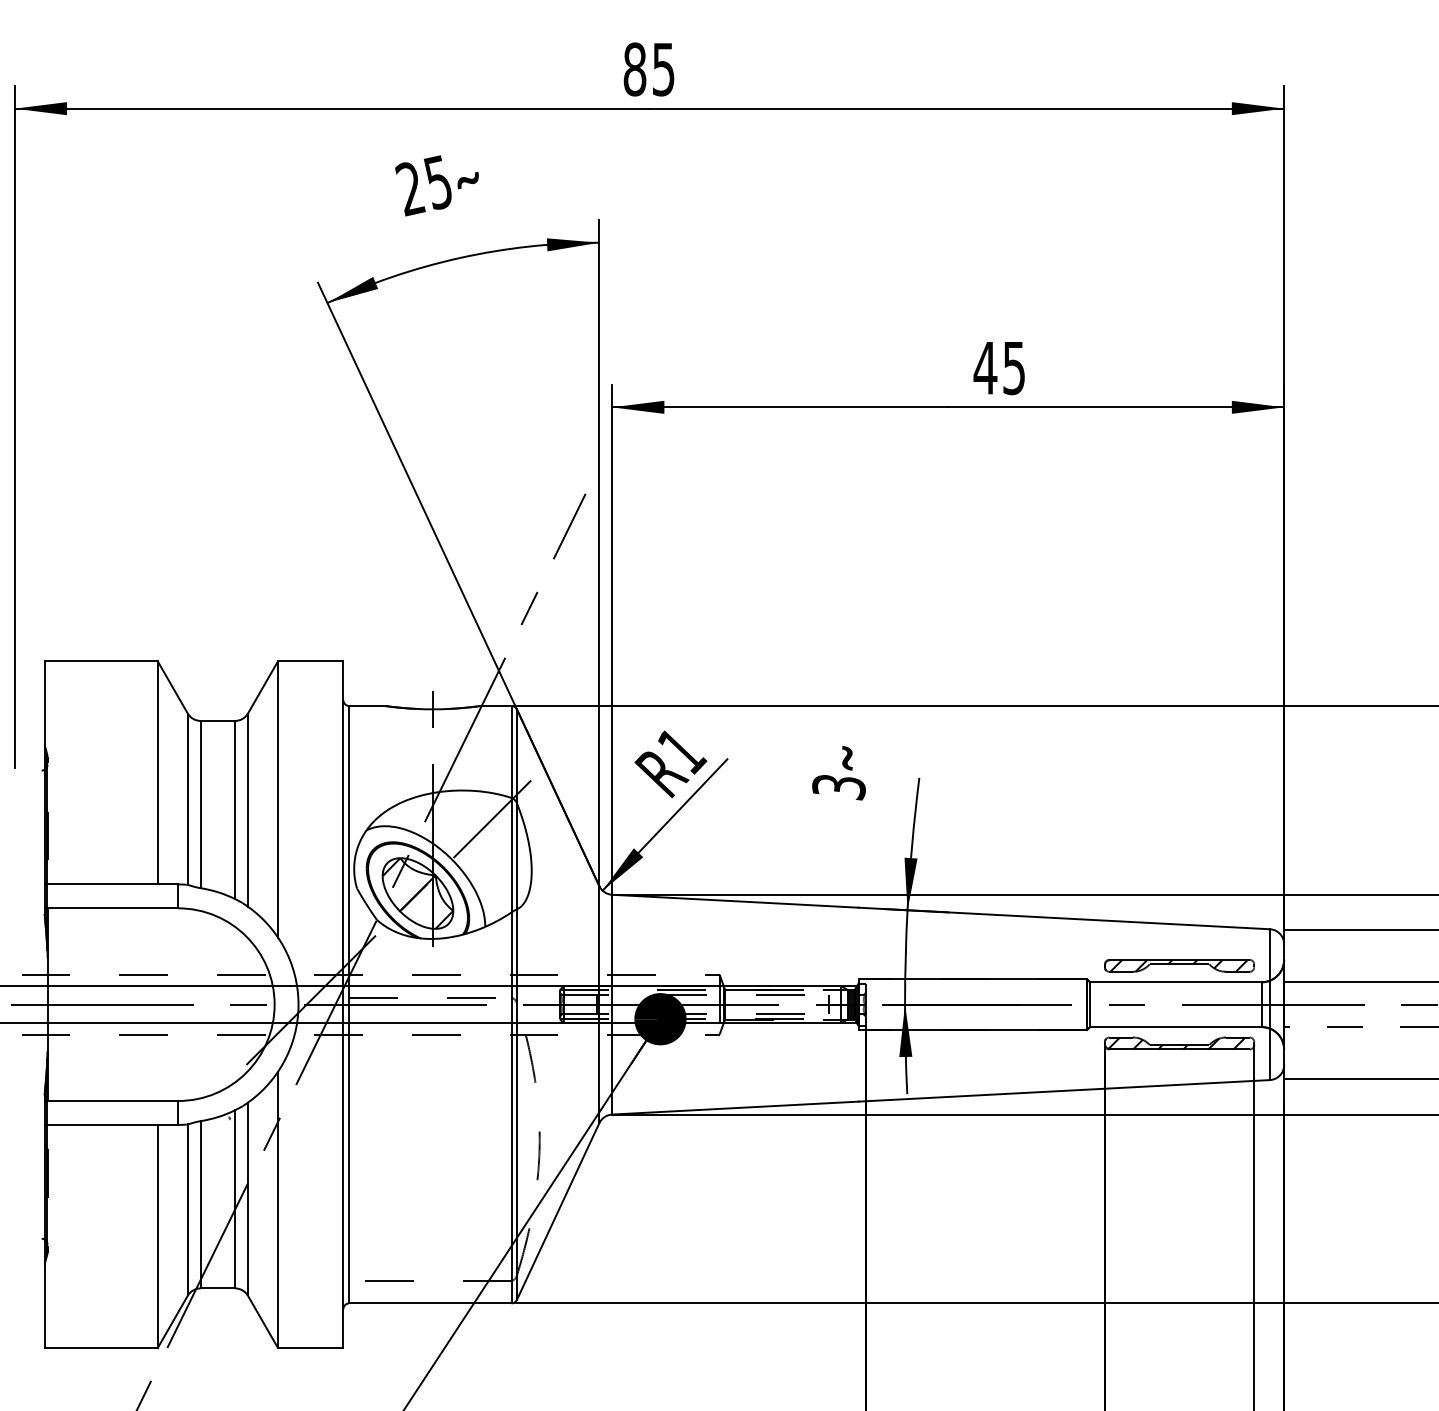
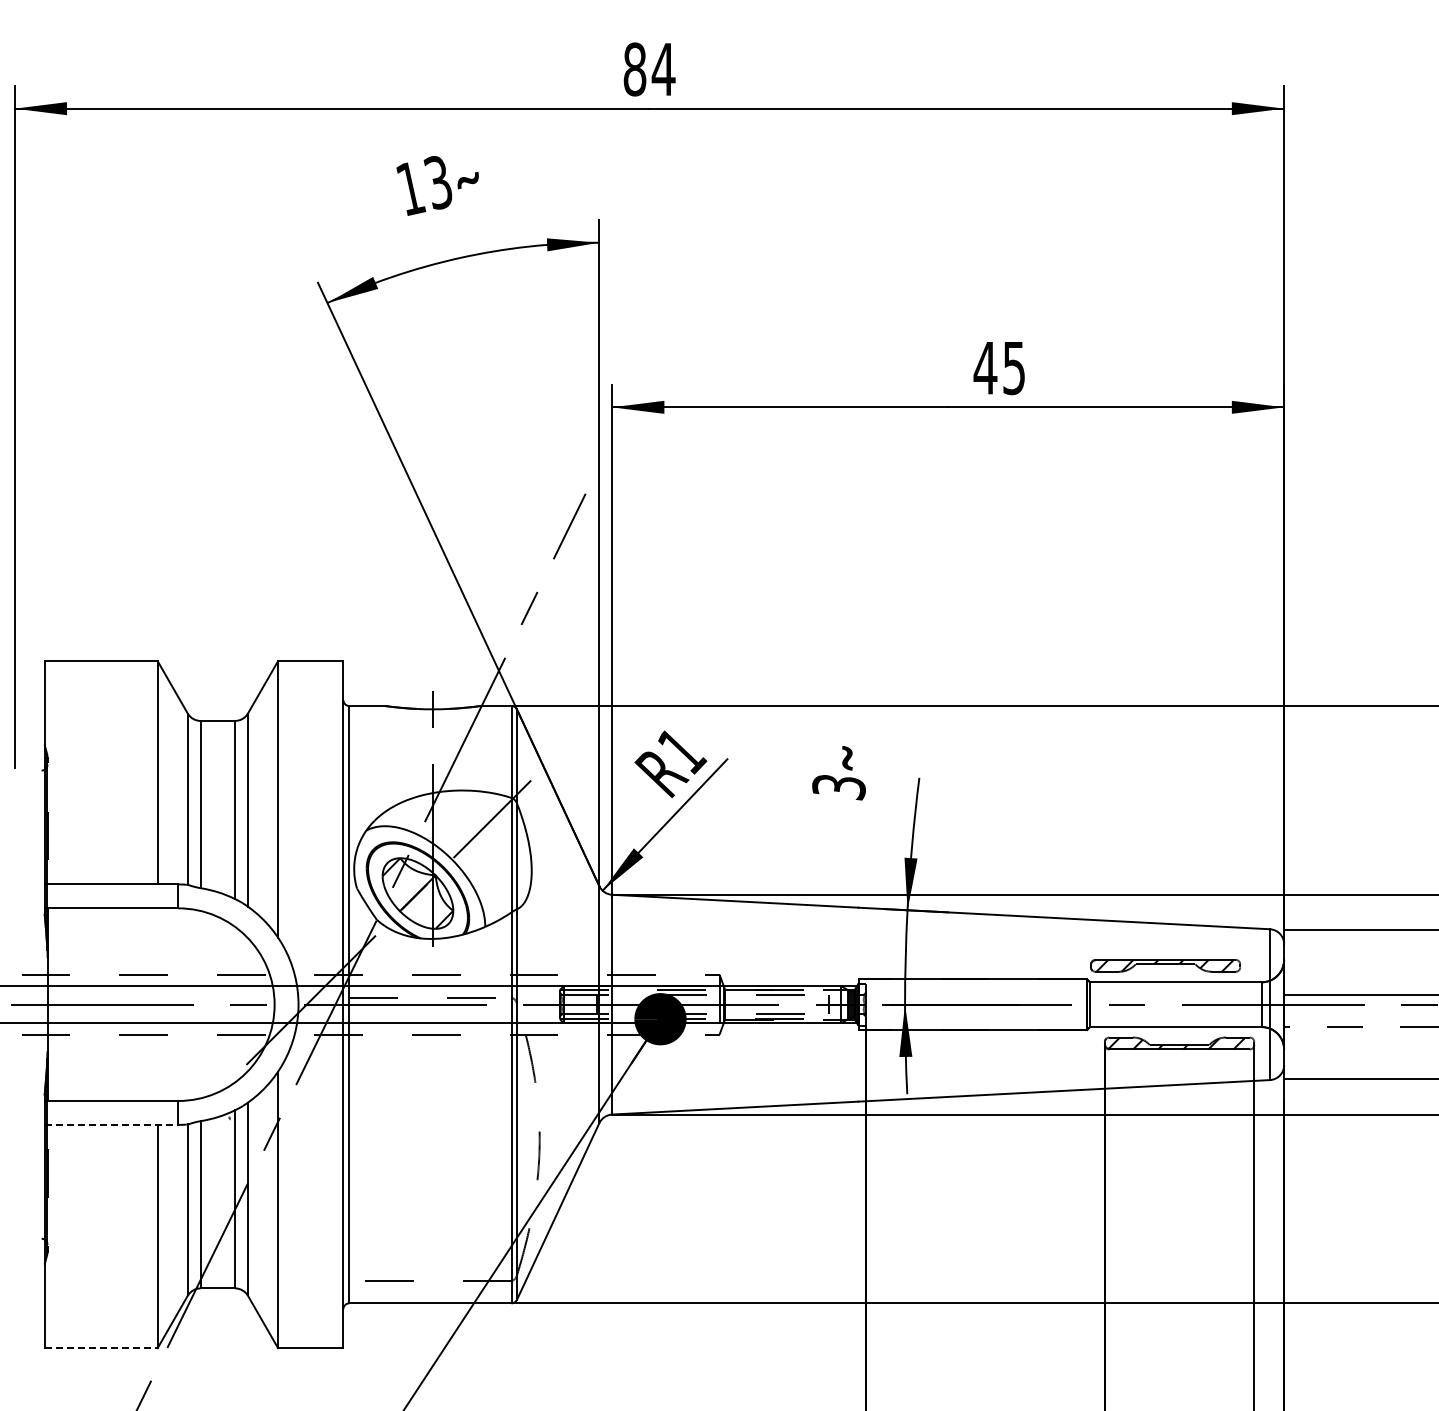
text: 85 -> 84 (663, 69)
text: 25 -> 13 (423, 185)
part position: (1179, 965) -> (1165, 965) (1165, 965)
line position: (1359, 982) -> (1359, 995) (1359, 995)
line: solid -> dashed (111, 1124)
line: solid -> dashed (101, 1348)
